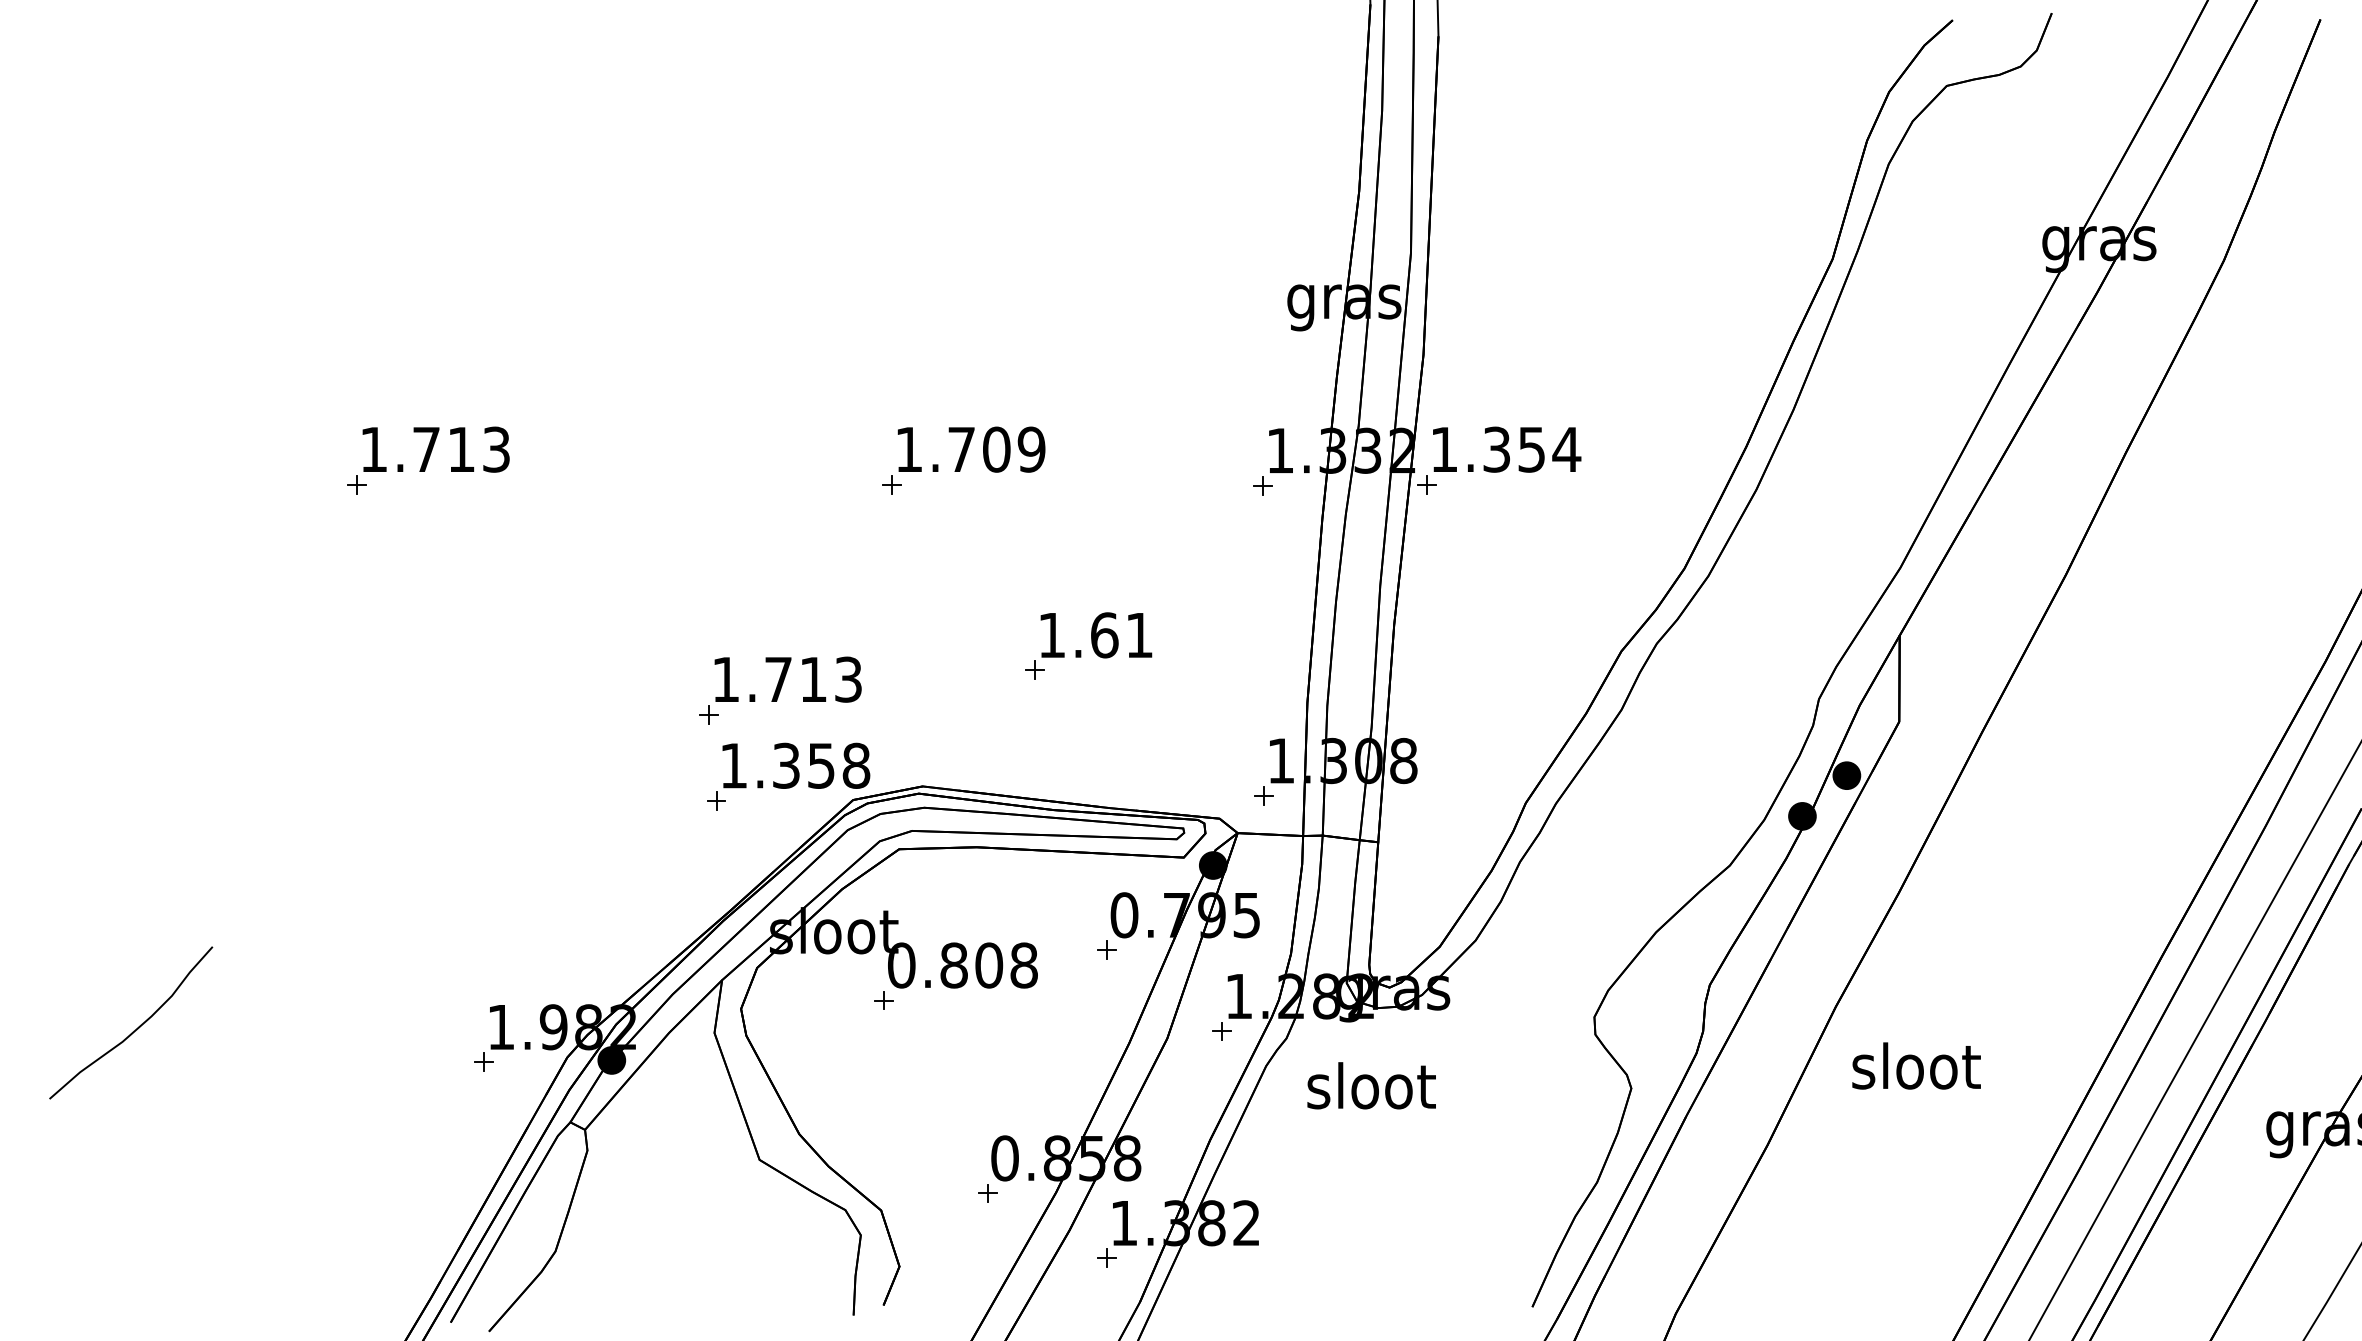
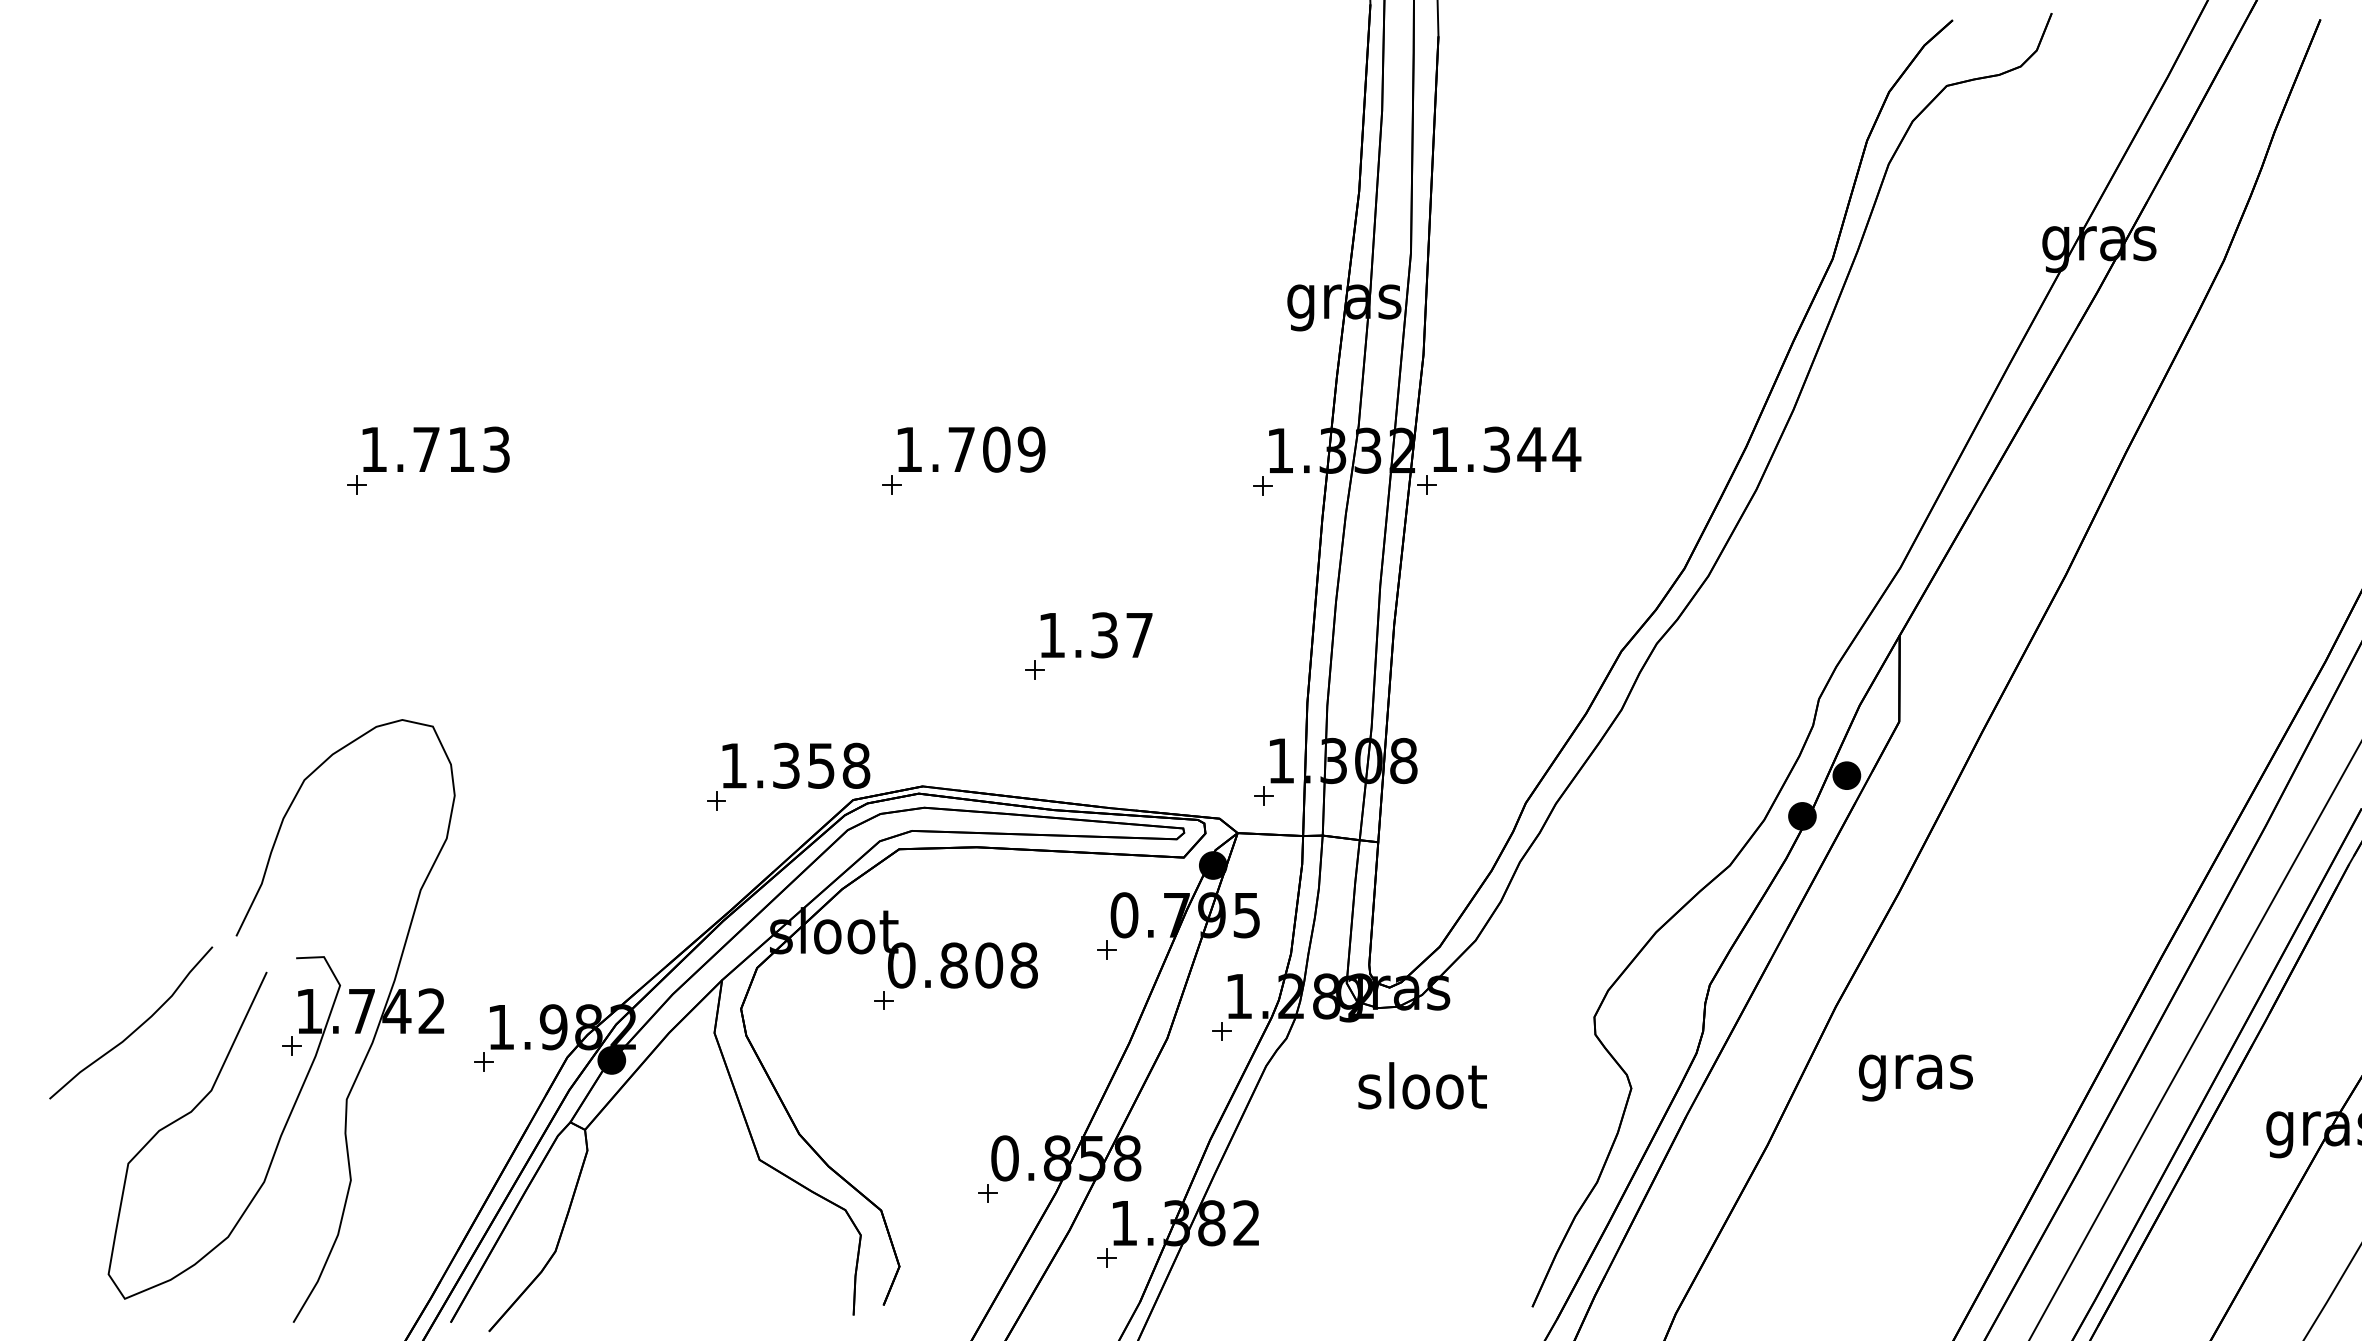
text: 1.354 -> 1.344 (1531, 449)
text: 1.61 -> 1.37 (1121, 635)
part: present -> none (780, 690)
part: none -> present (291, 1036)
text: sloot -> gras (1916, 1071)
text position: (1371, 1085) -> (1422, 1085) (1422, 1085)
